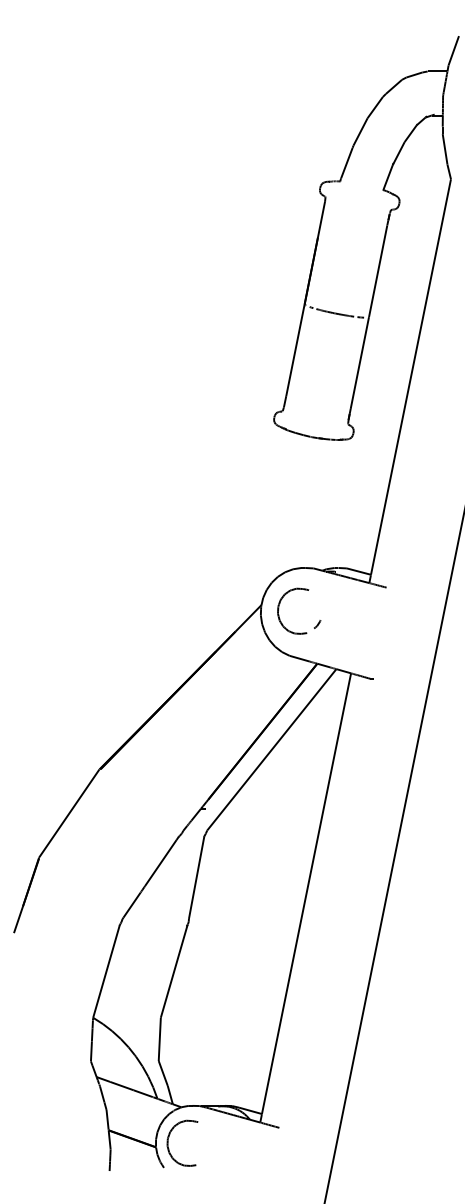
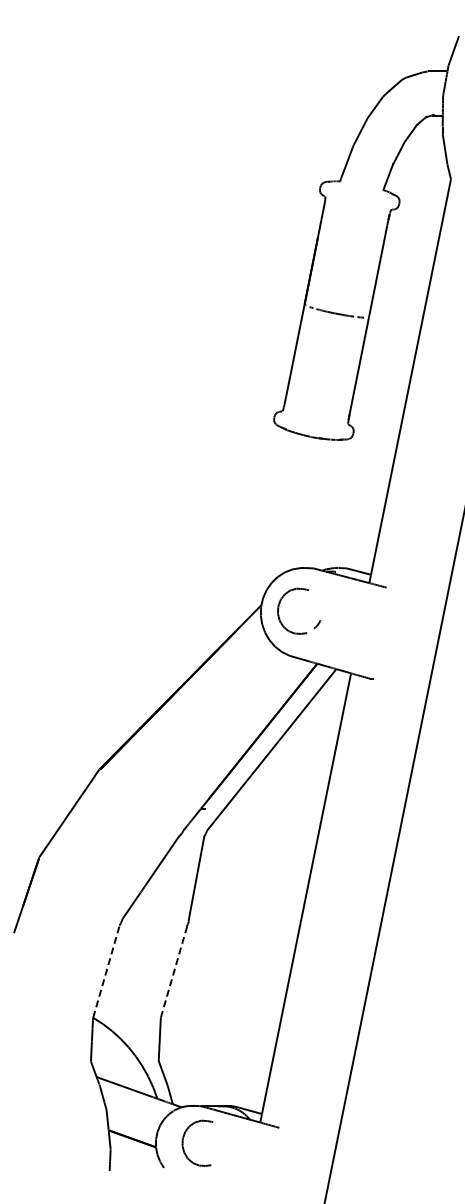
line: solid -> dashed (106, 970)
line: solid -> dashed (174, 970)
part position: (169, 1137) -> (184, 1137) (184, 1137)
